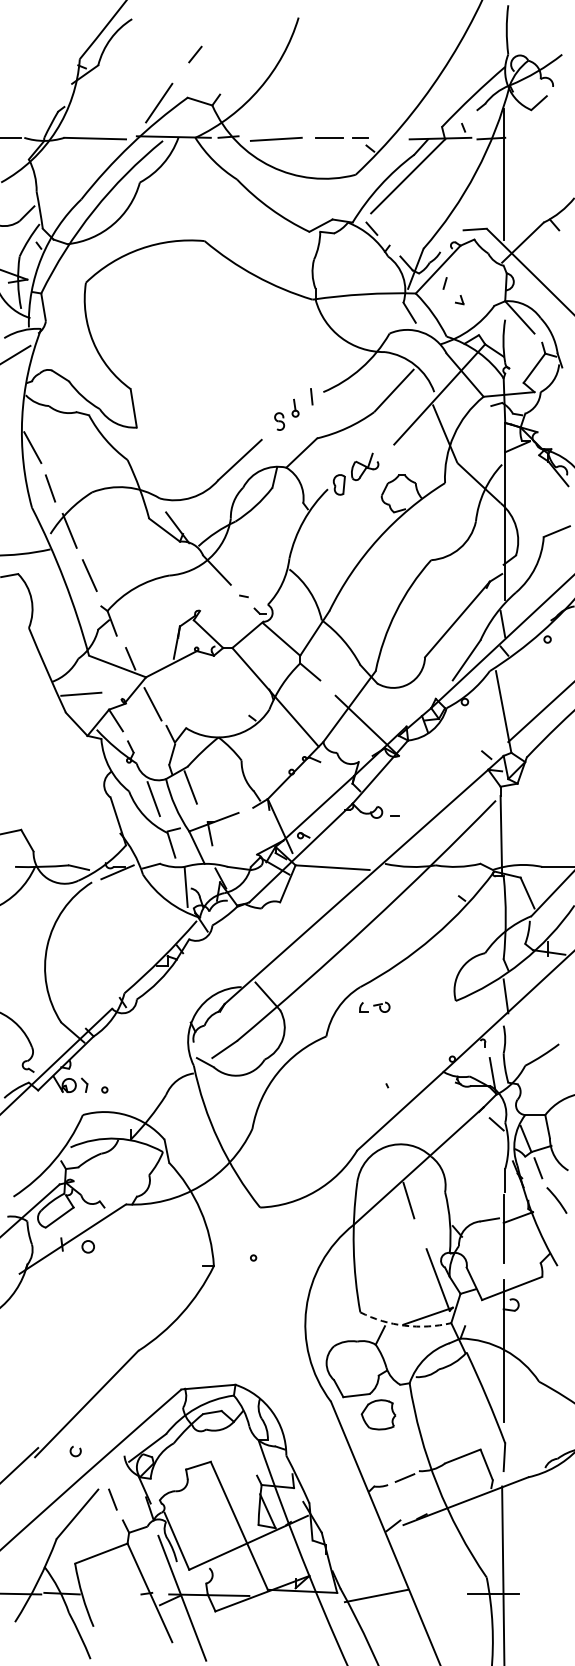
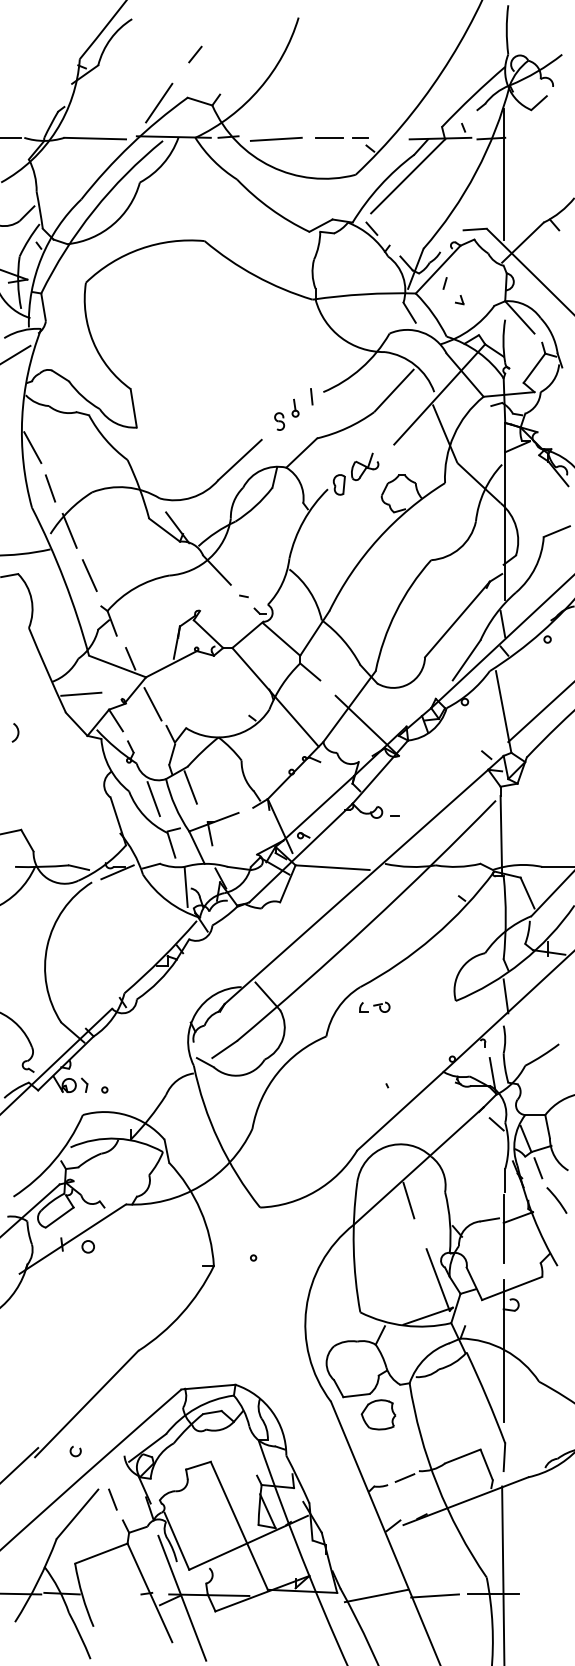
arc: none -> present (17, 732)
arc: dashed -> solid (404, 1325)
line: none -> present (434, 1595)
